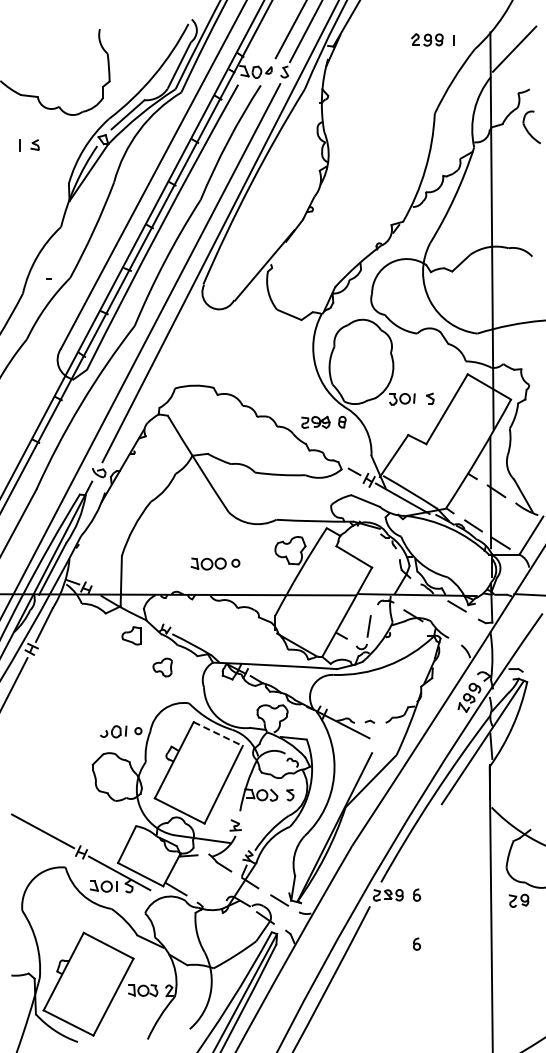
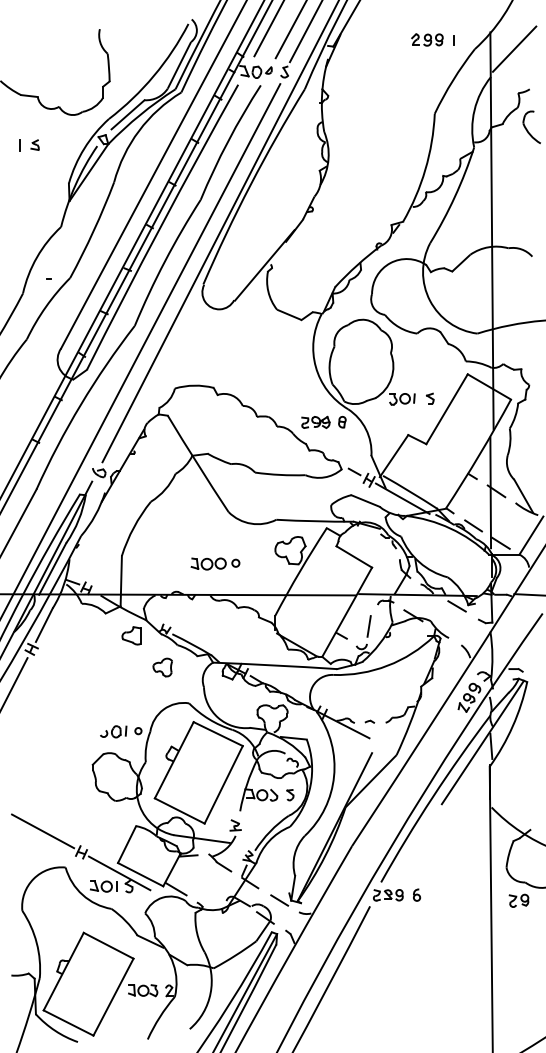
line: none -> present (268, 29)
line: dashed -> solid (218, 734)
part: present -> none (417, 943)
